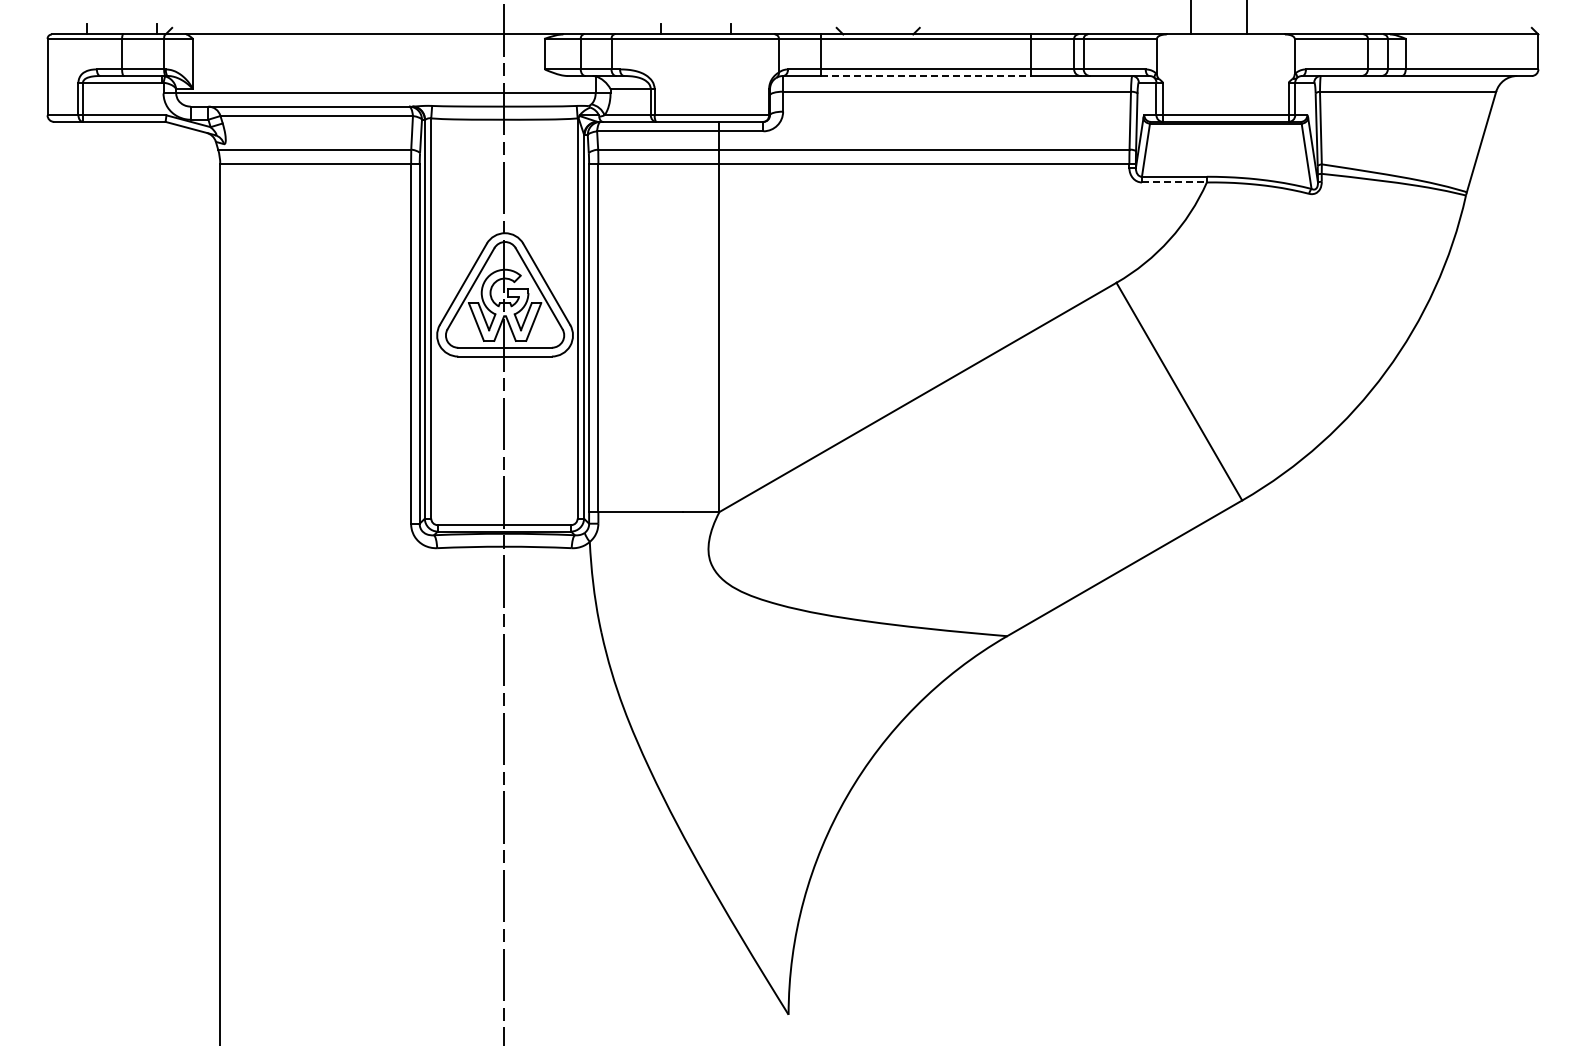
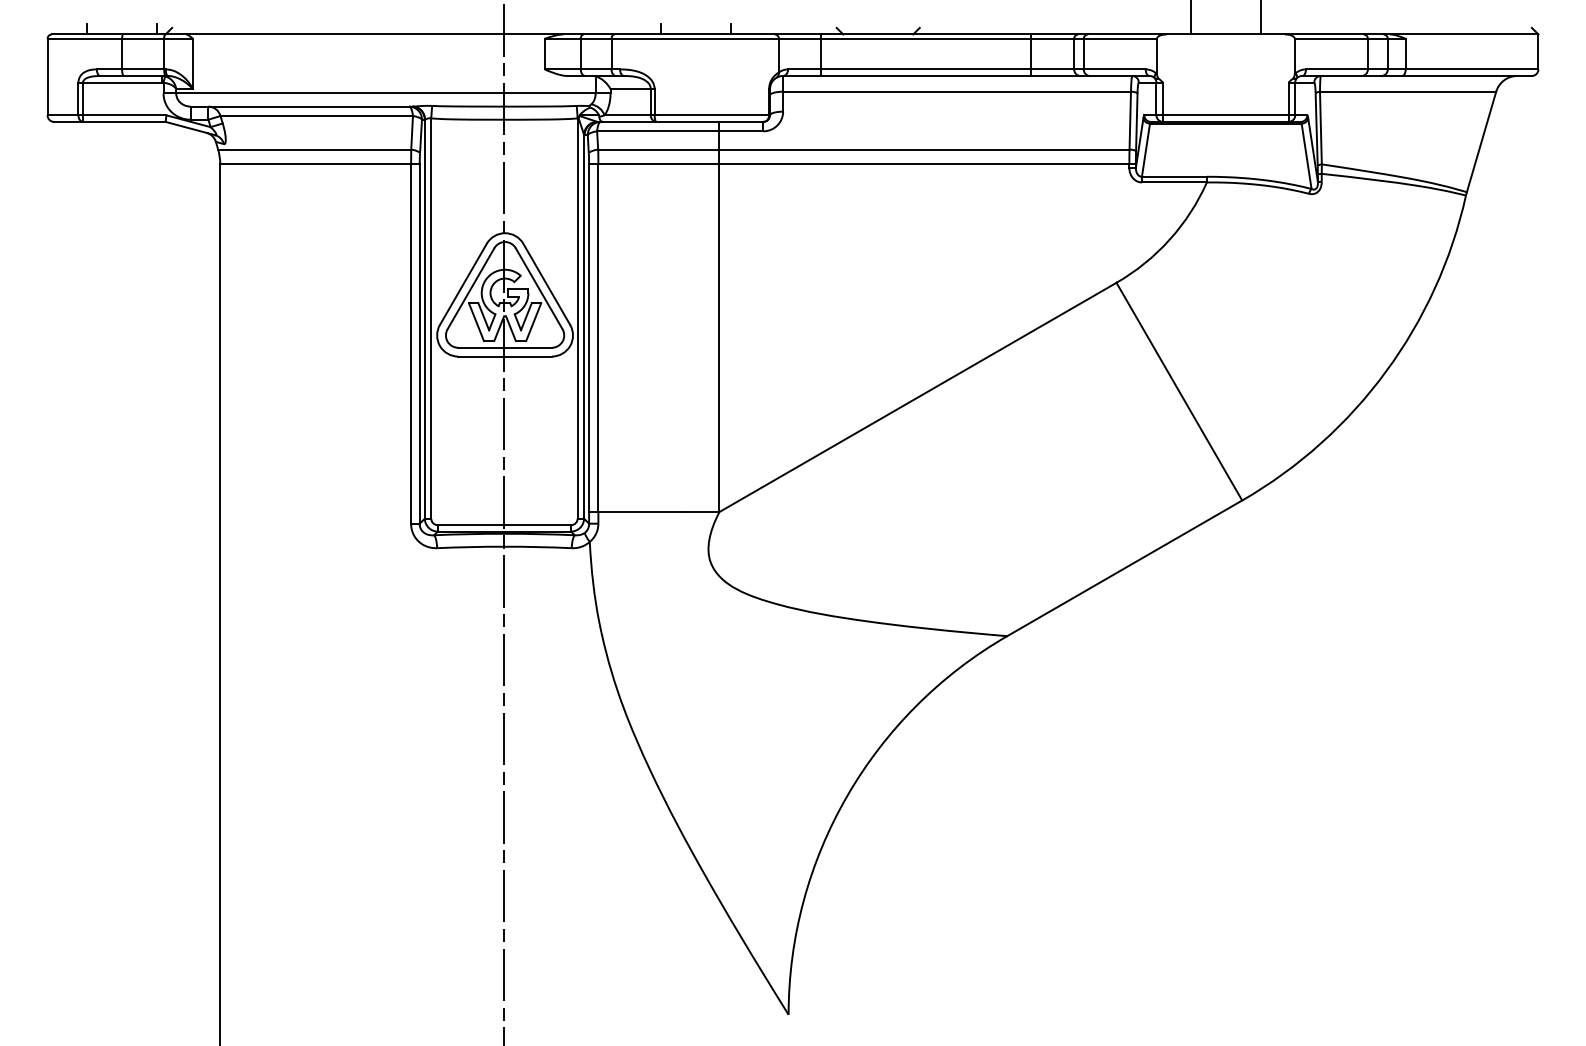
line position: (1246, 18) -> (1260, 18) (1260, 18)
line: dashed -> solid (926, 76)
line: dashed -> solid (1174, 182)
